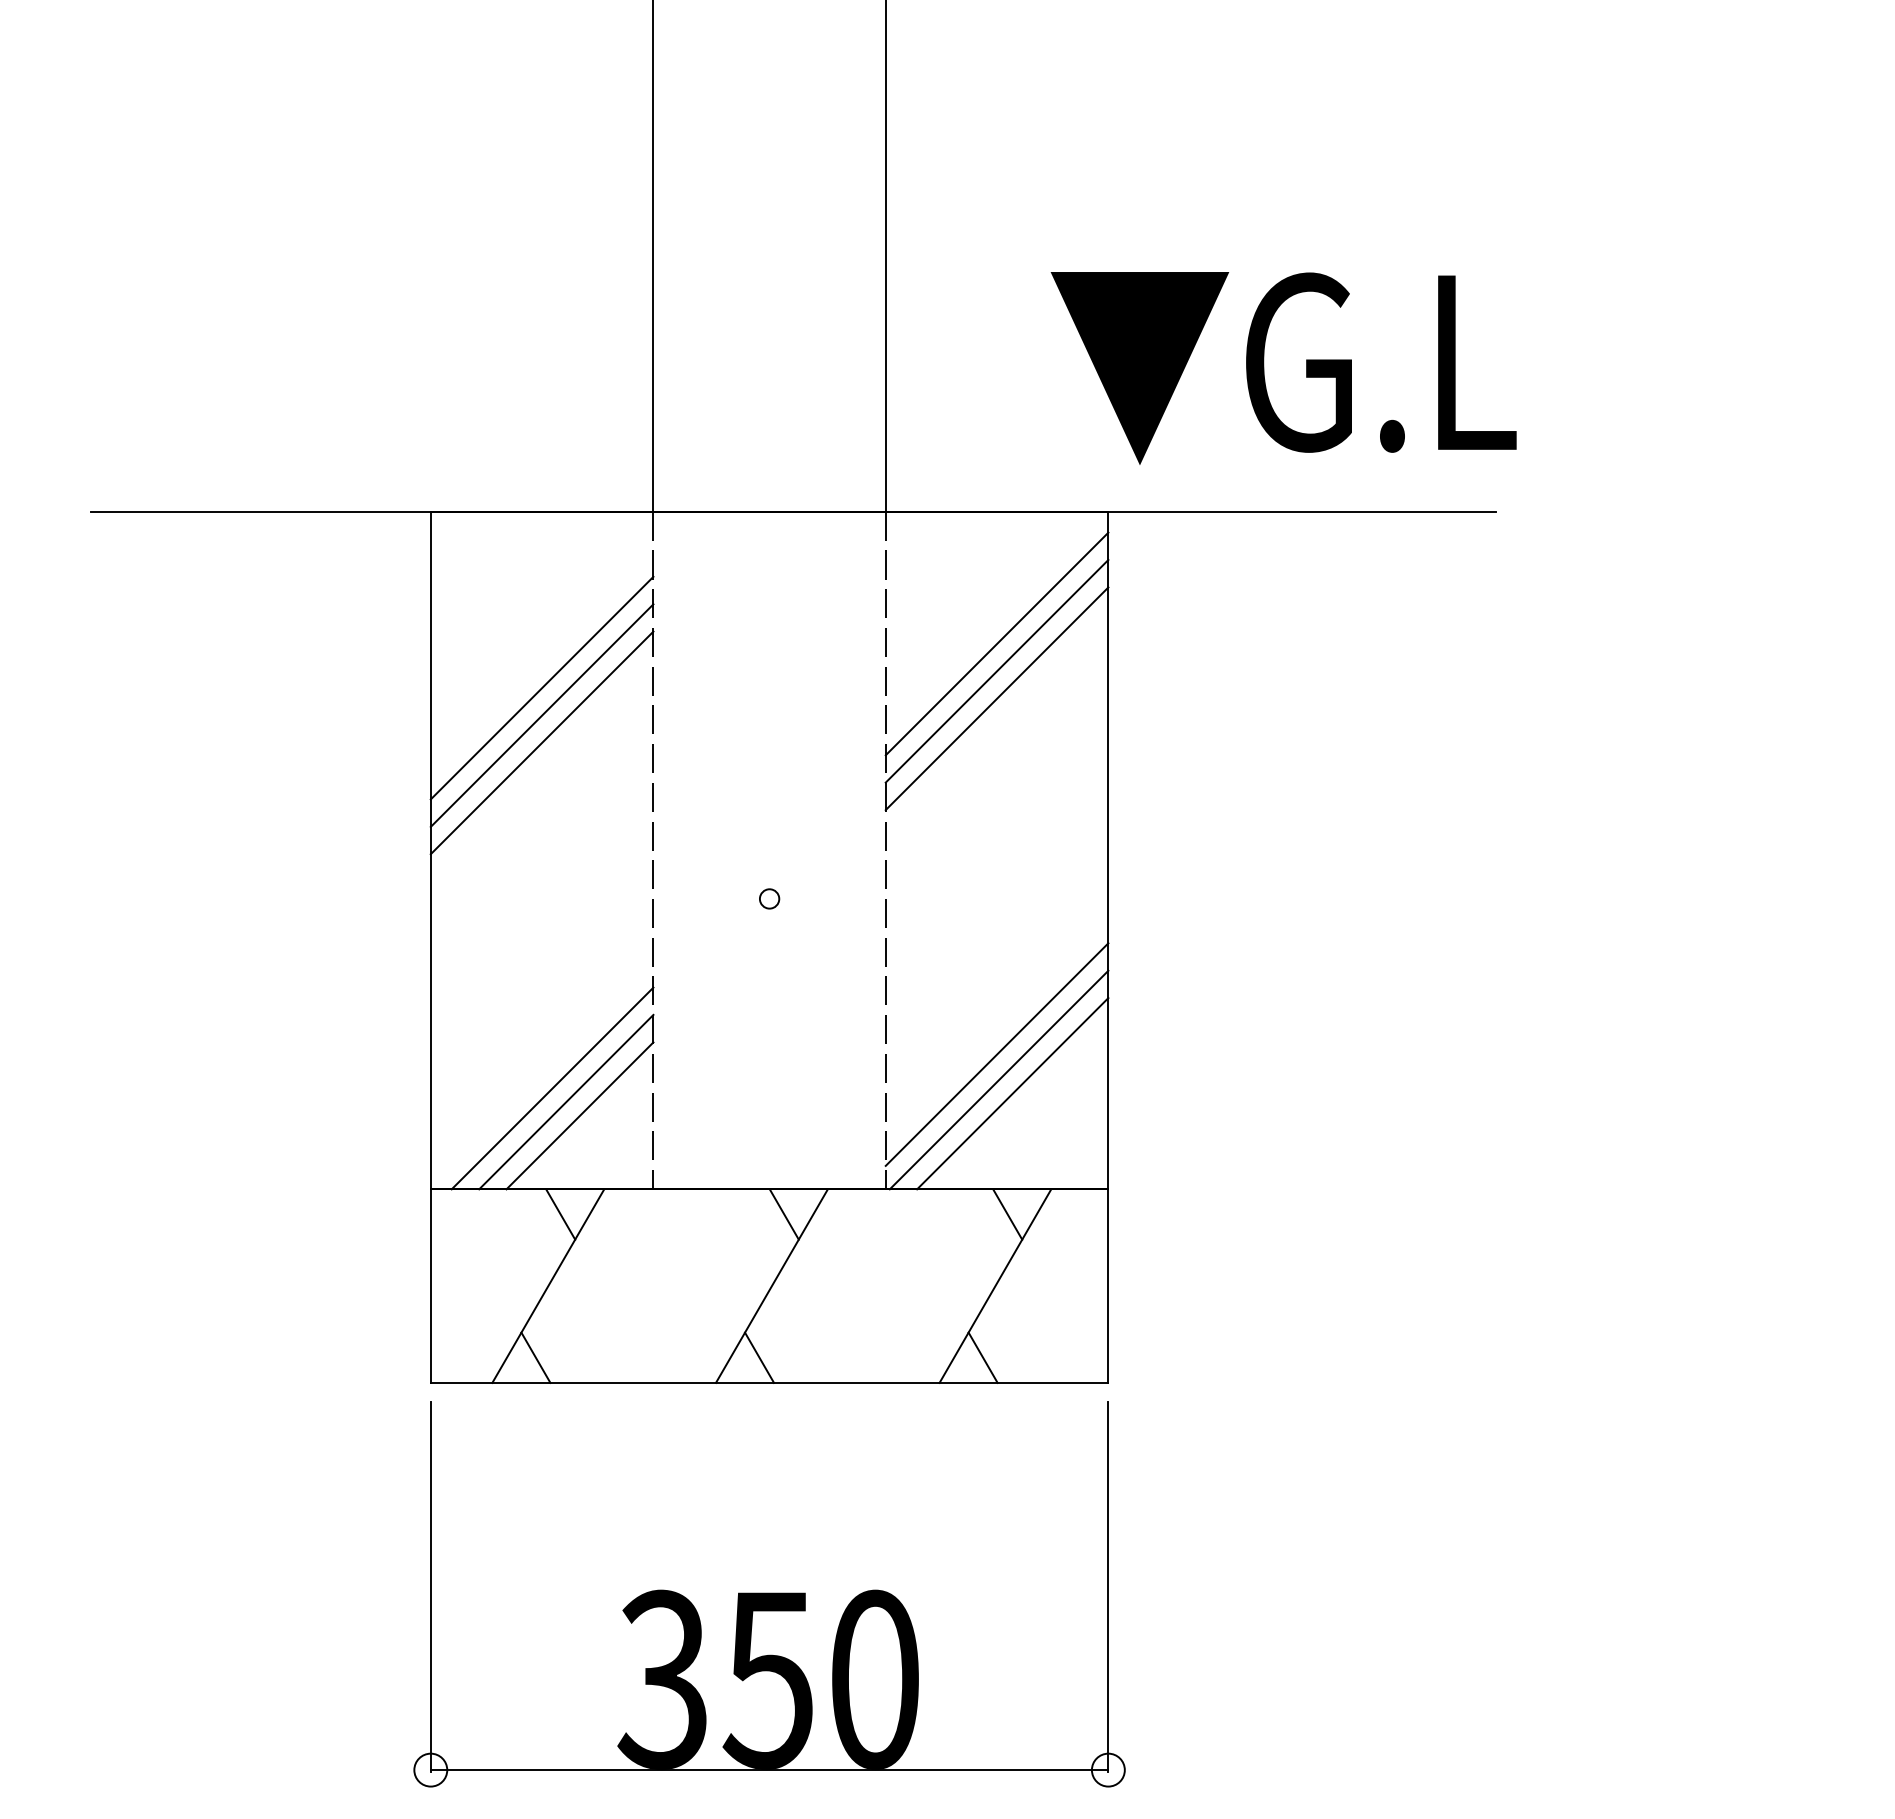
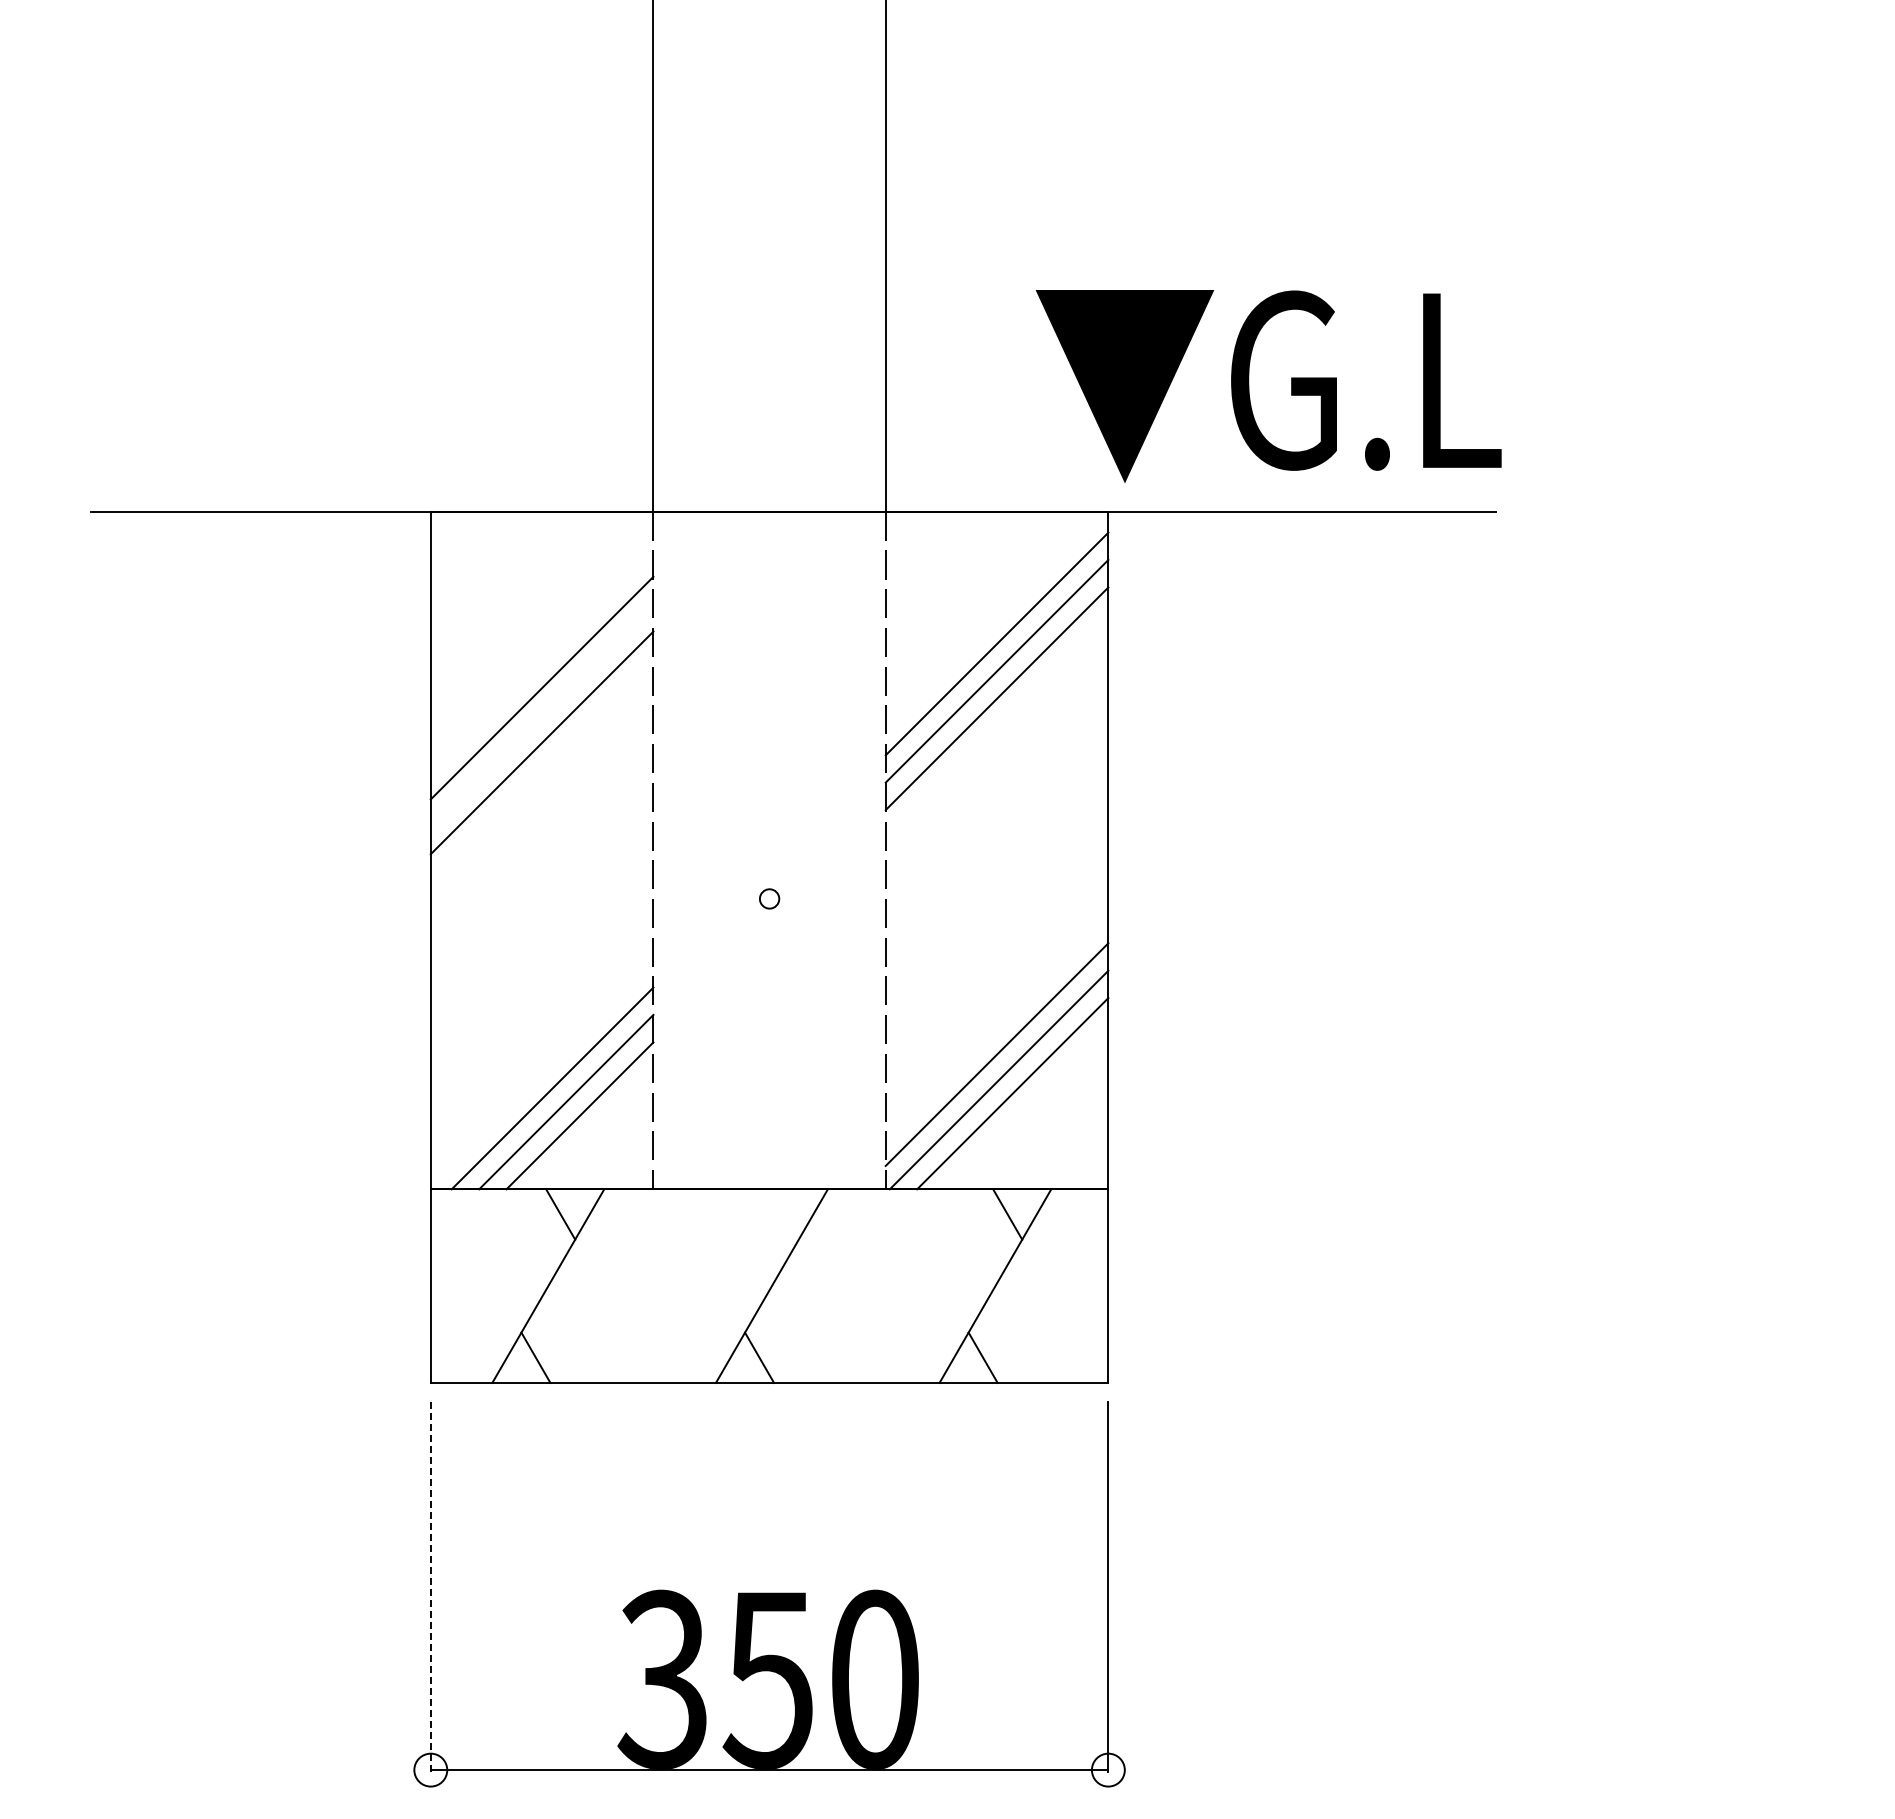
text position: (1283, 368) -> (1268, 386) (1268, 386)
line: present -> none (541, 715)
line: present -> none (783, 1214)
line: solid -> dashed (430, 1587)
